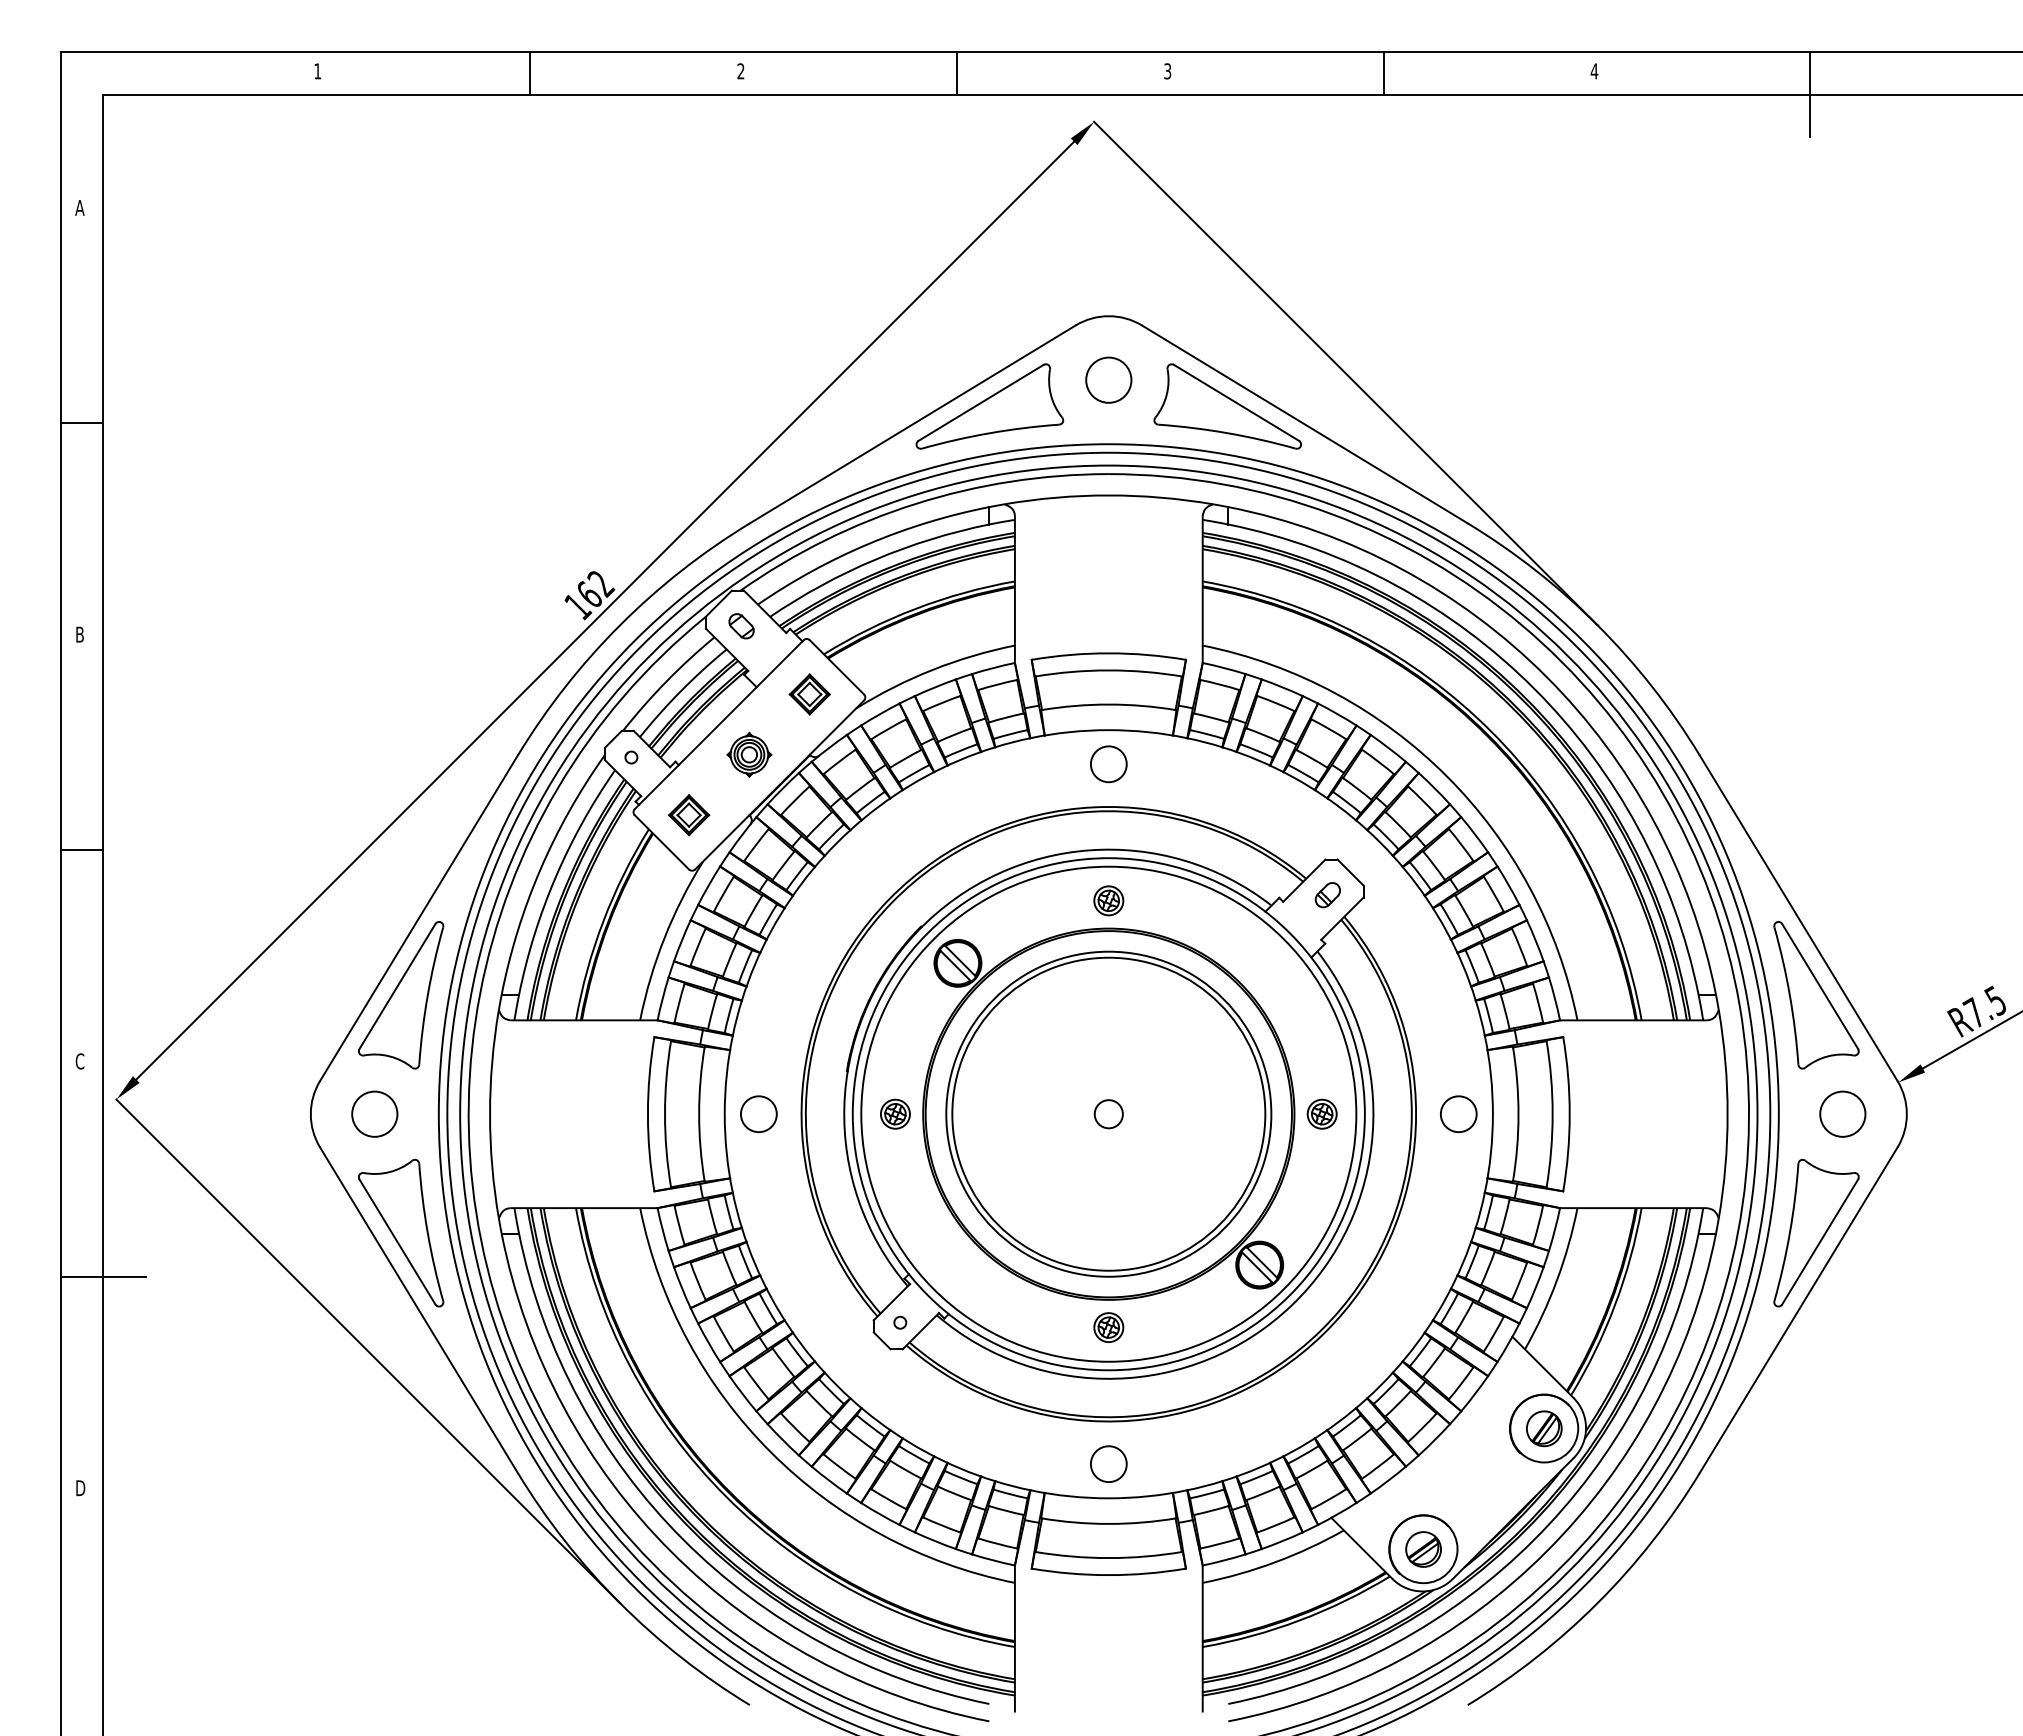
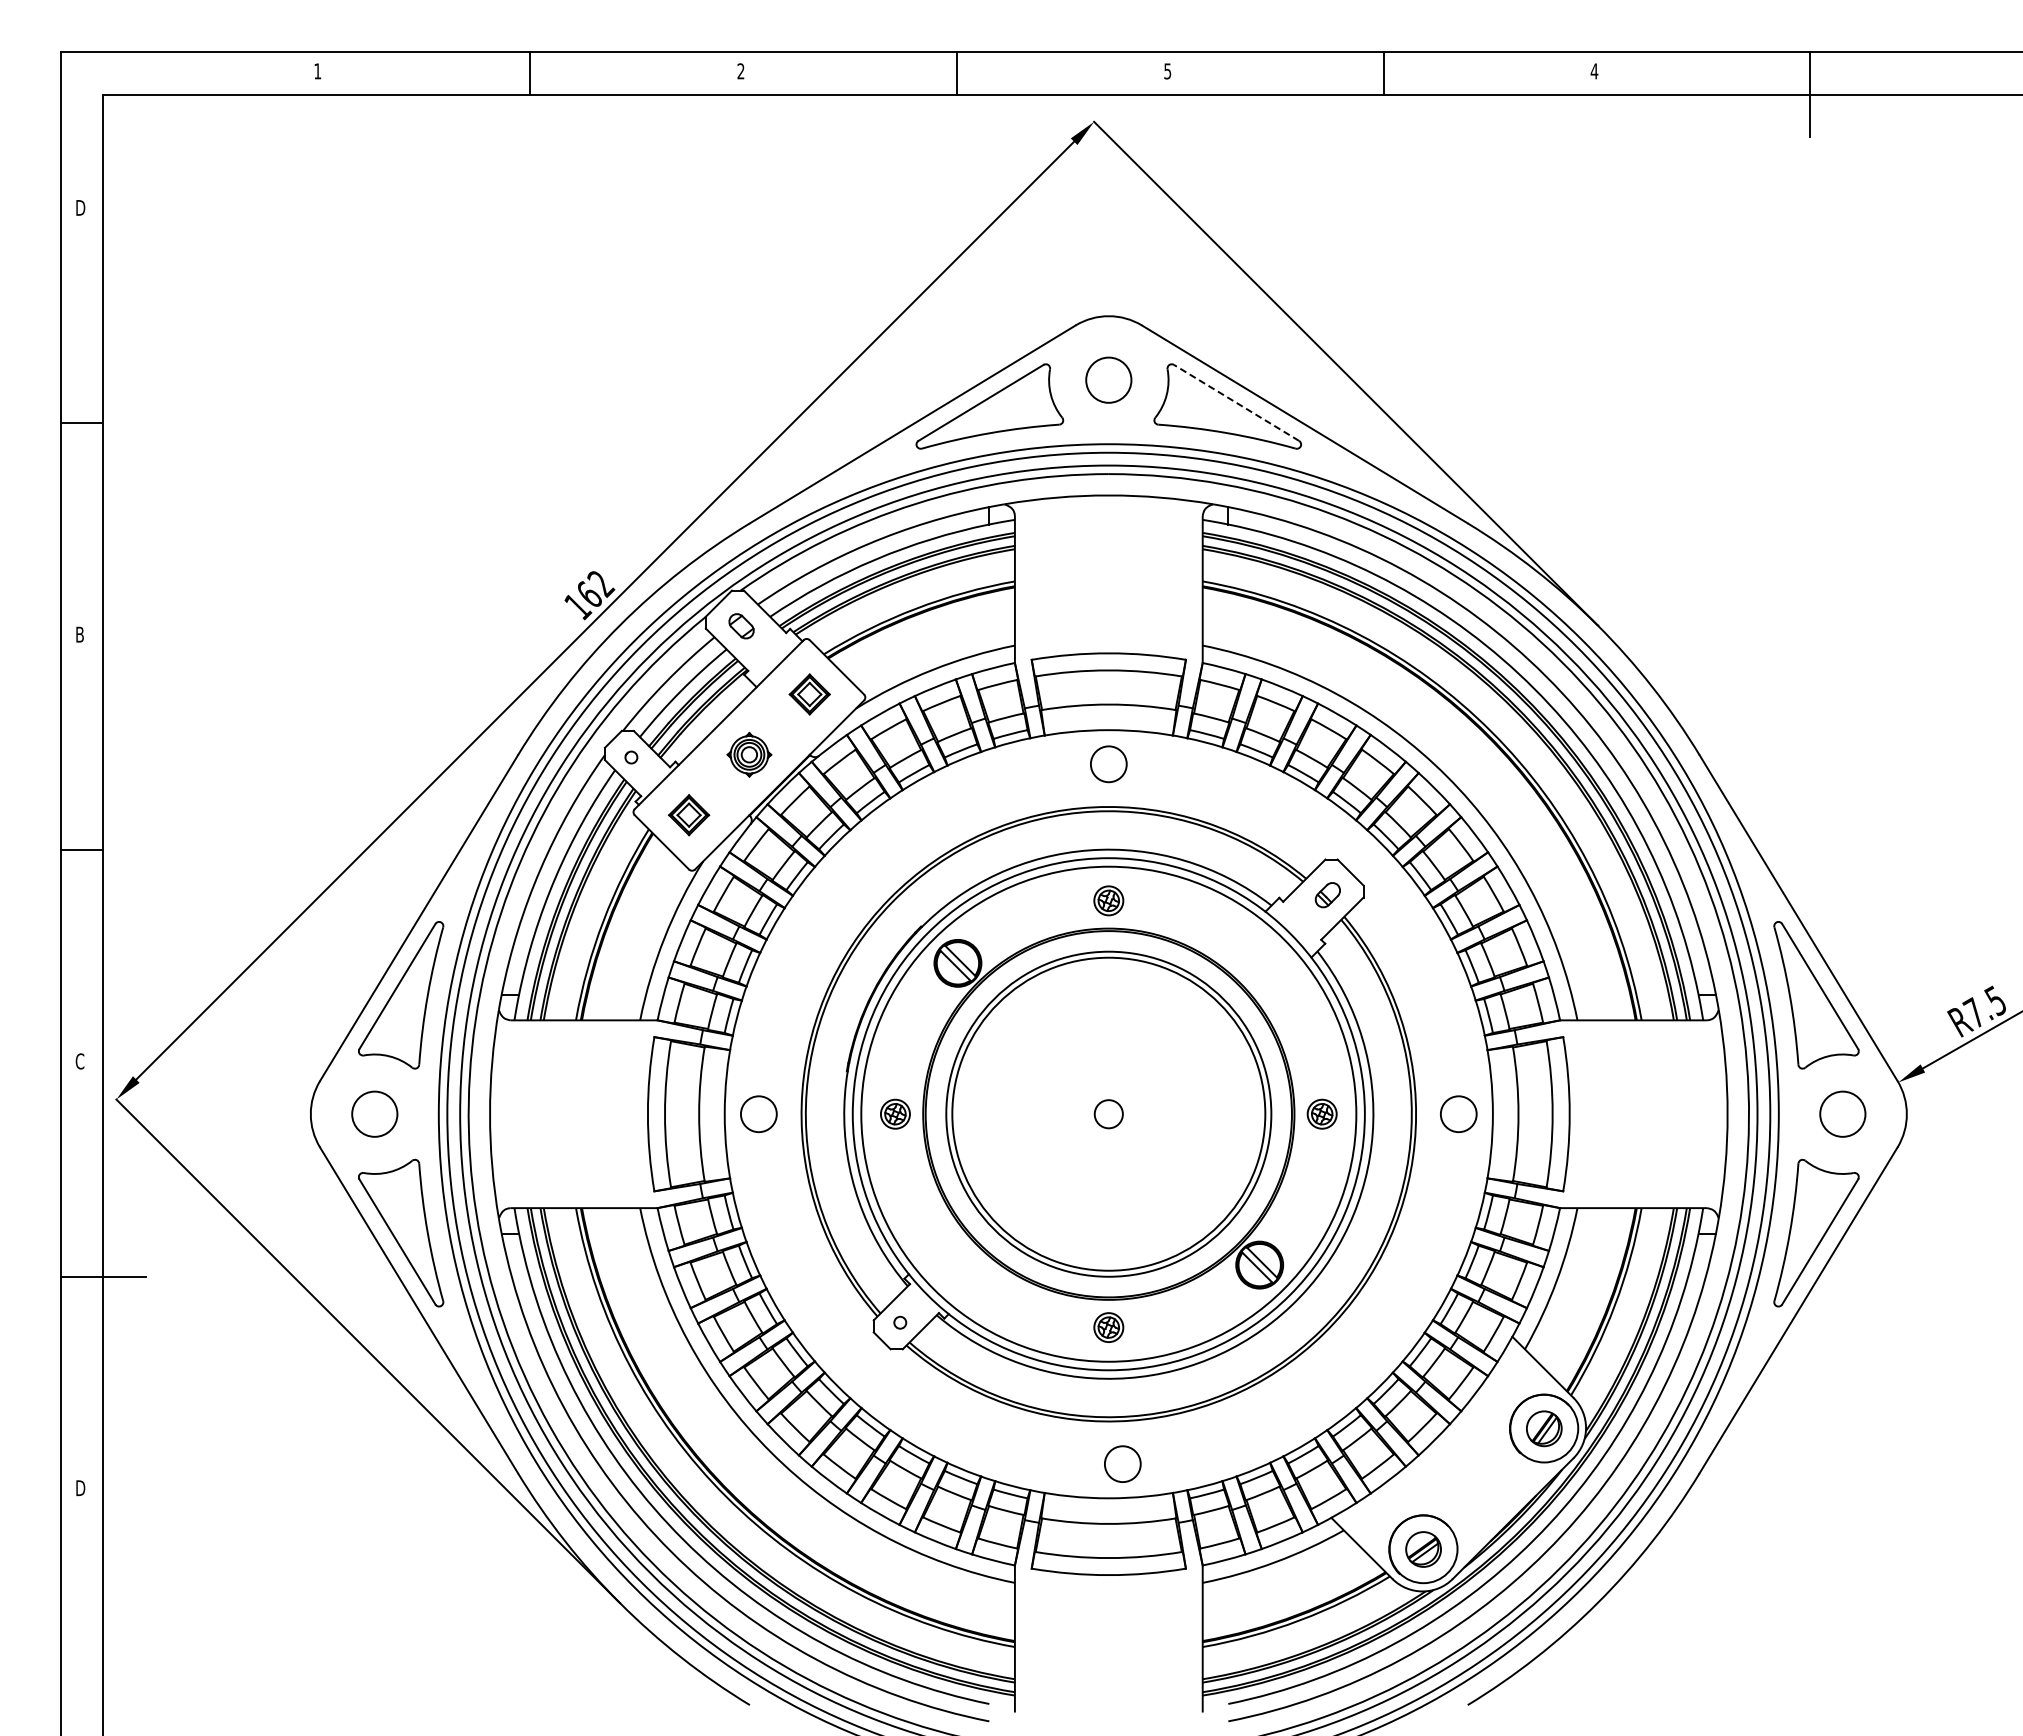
text: 3 -> 5 (1167, 70)
text: A -> D (80, 207)
line: solid -> dashed (1236, 402)
circle position: (1108, 1463) -> (1122, 1463) (1122, 1463)
